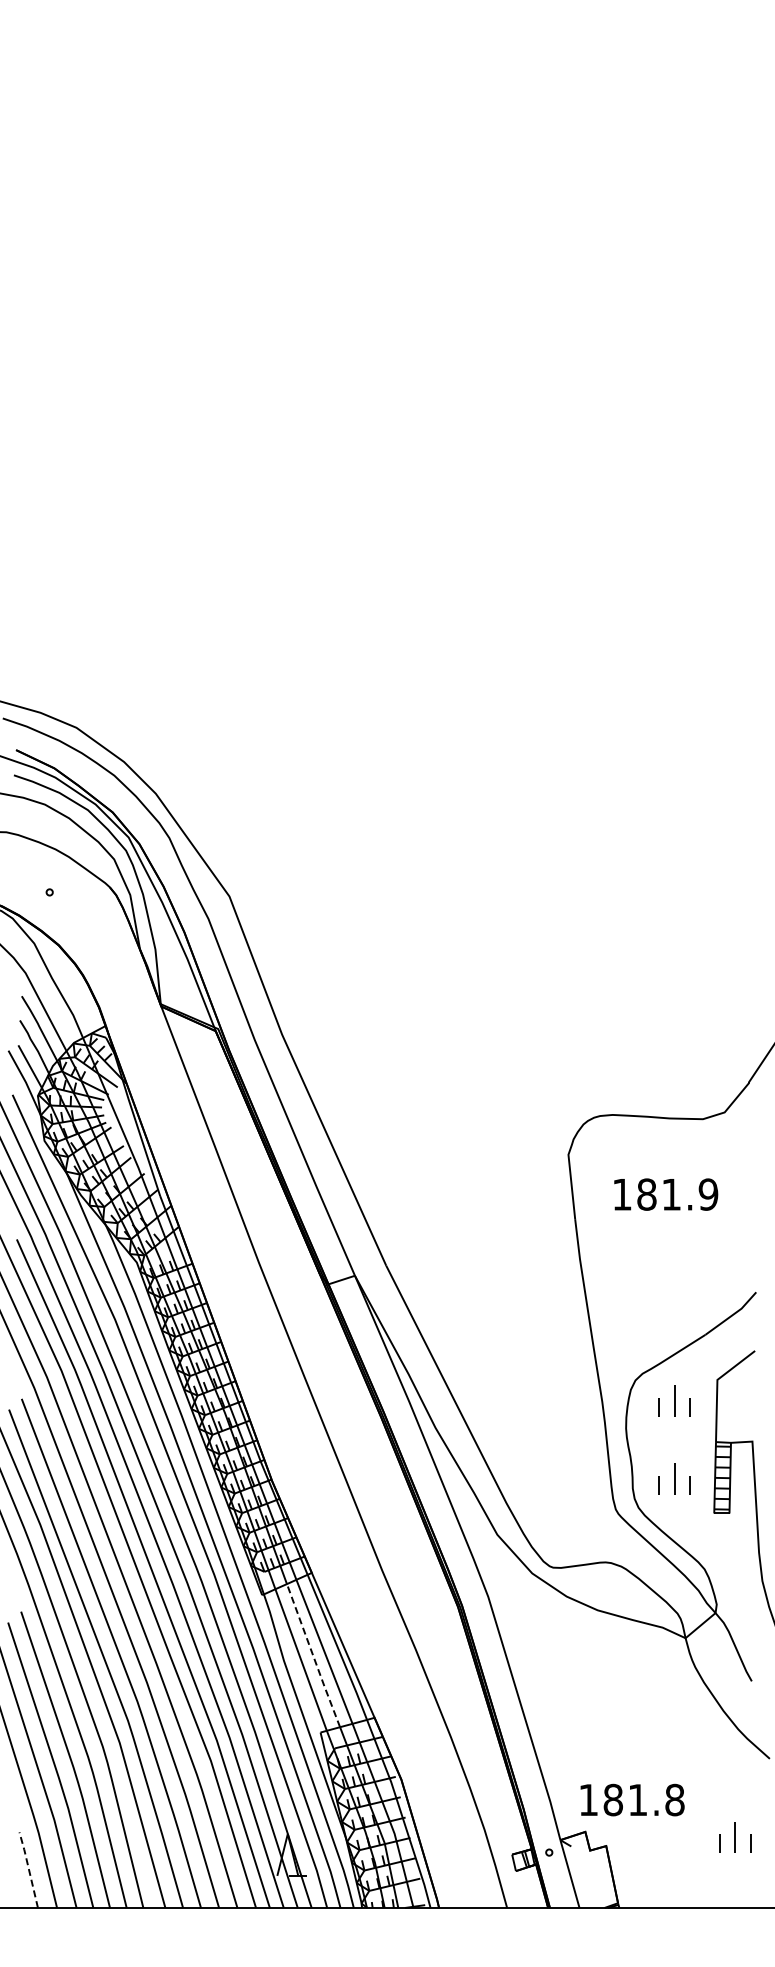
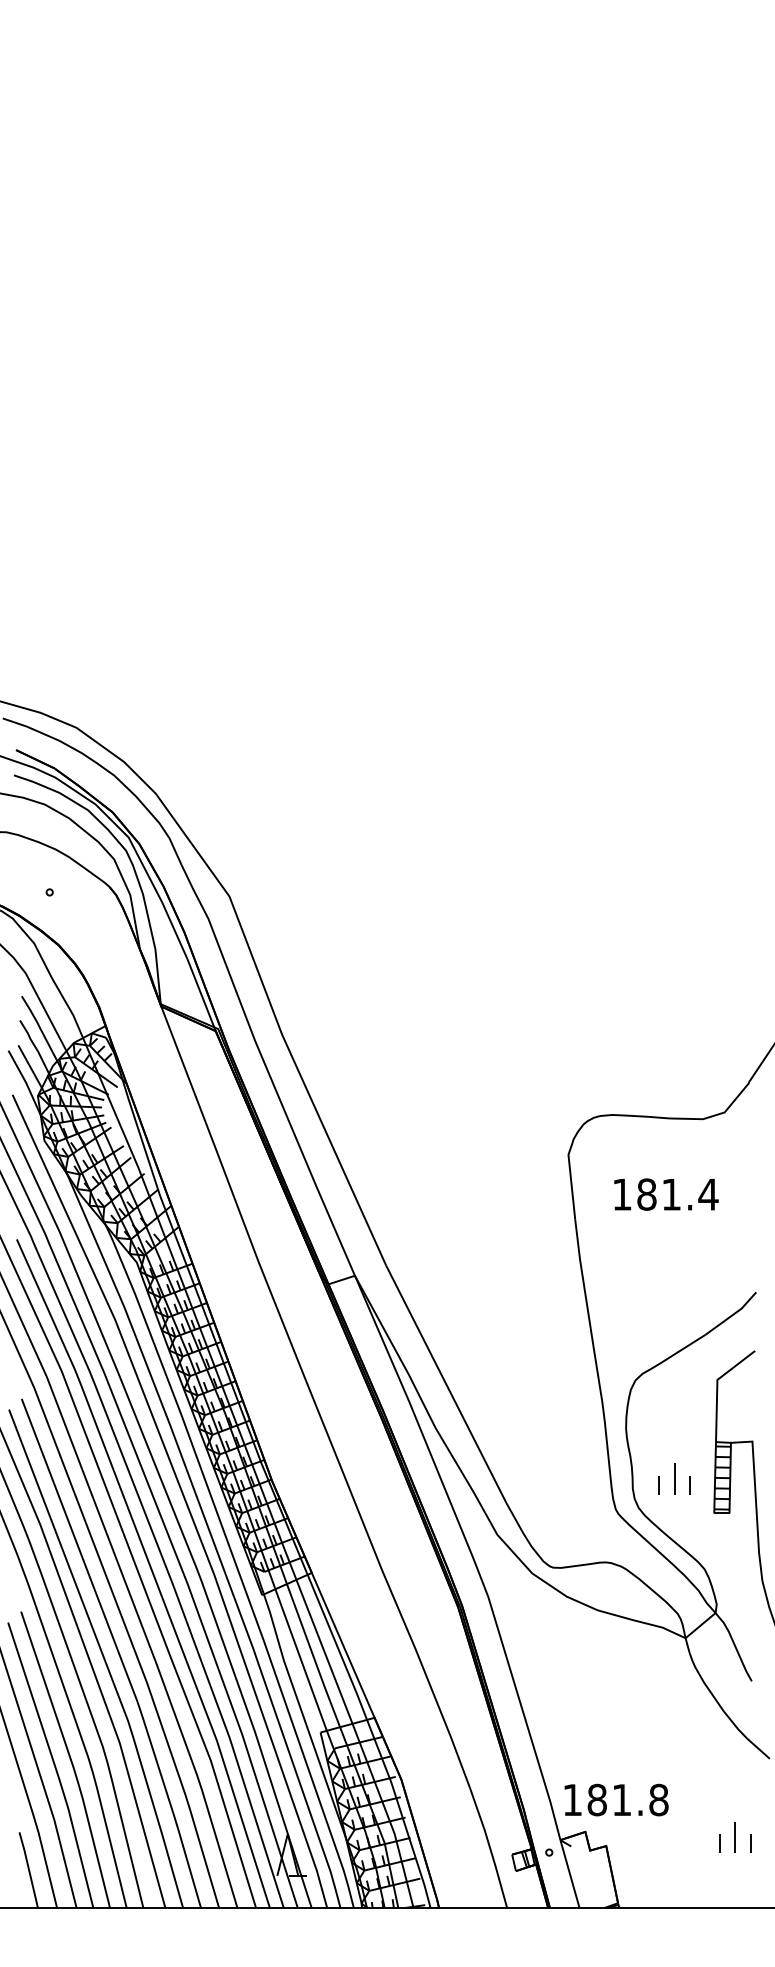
text: 181.9 -> 181.4 (708, 1194)
part: present -> none (674, 1400)
line: dashed -> solid (313, 1656)
text position: (632, 1799) -> (616, 1799) (616, 1799)
line: dashed -> solid (28, 1869)
